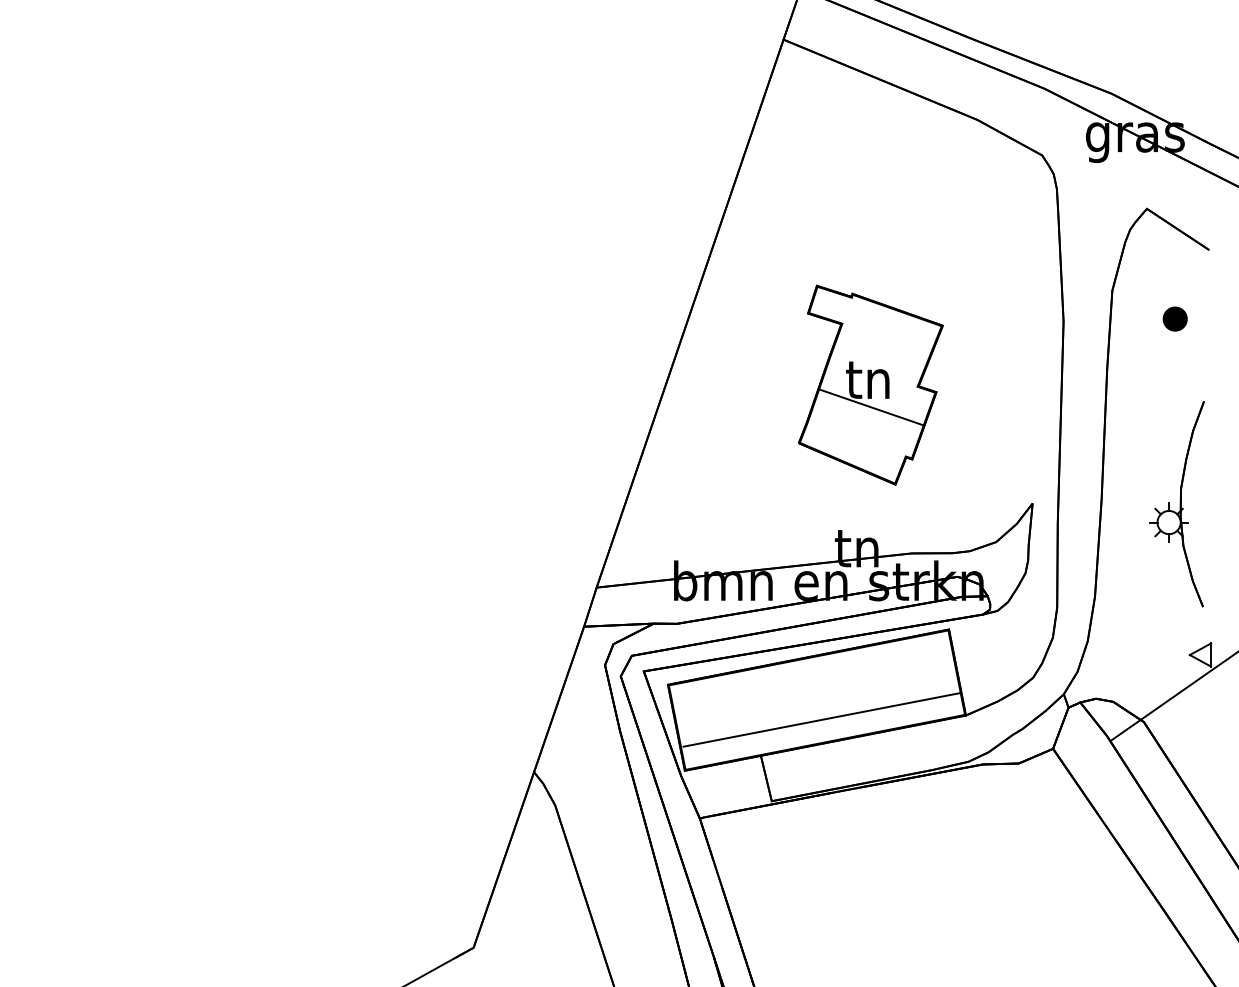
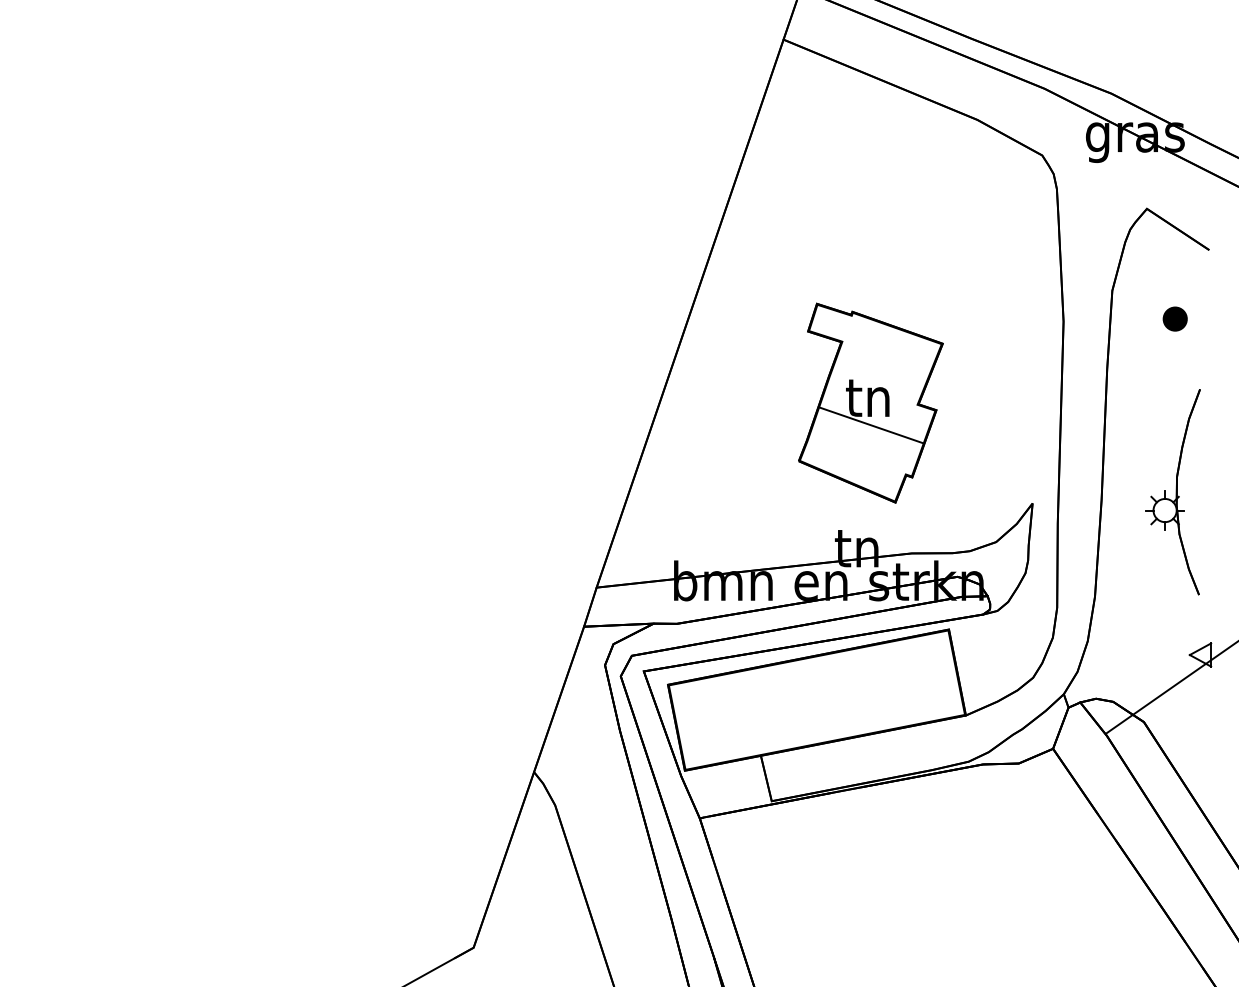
part position: (870, 384) -> (870, 402) (870, 402)
part position: (1176, 504) -> (1172, 492) (1172, 492)
line position: (1173, 696) -> (1170, 688) (1170, 688)
line: present -> none (821, 719)
